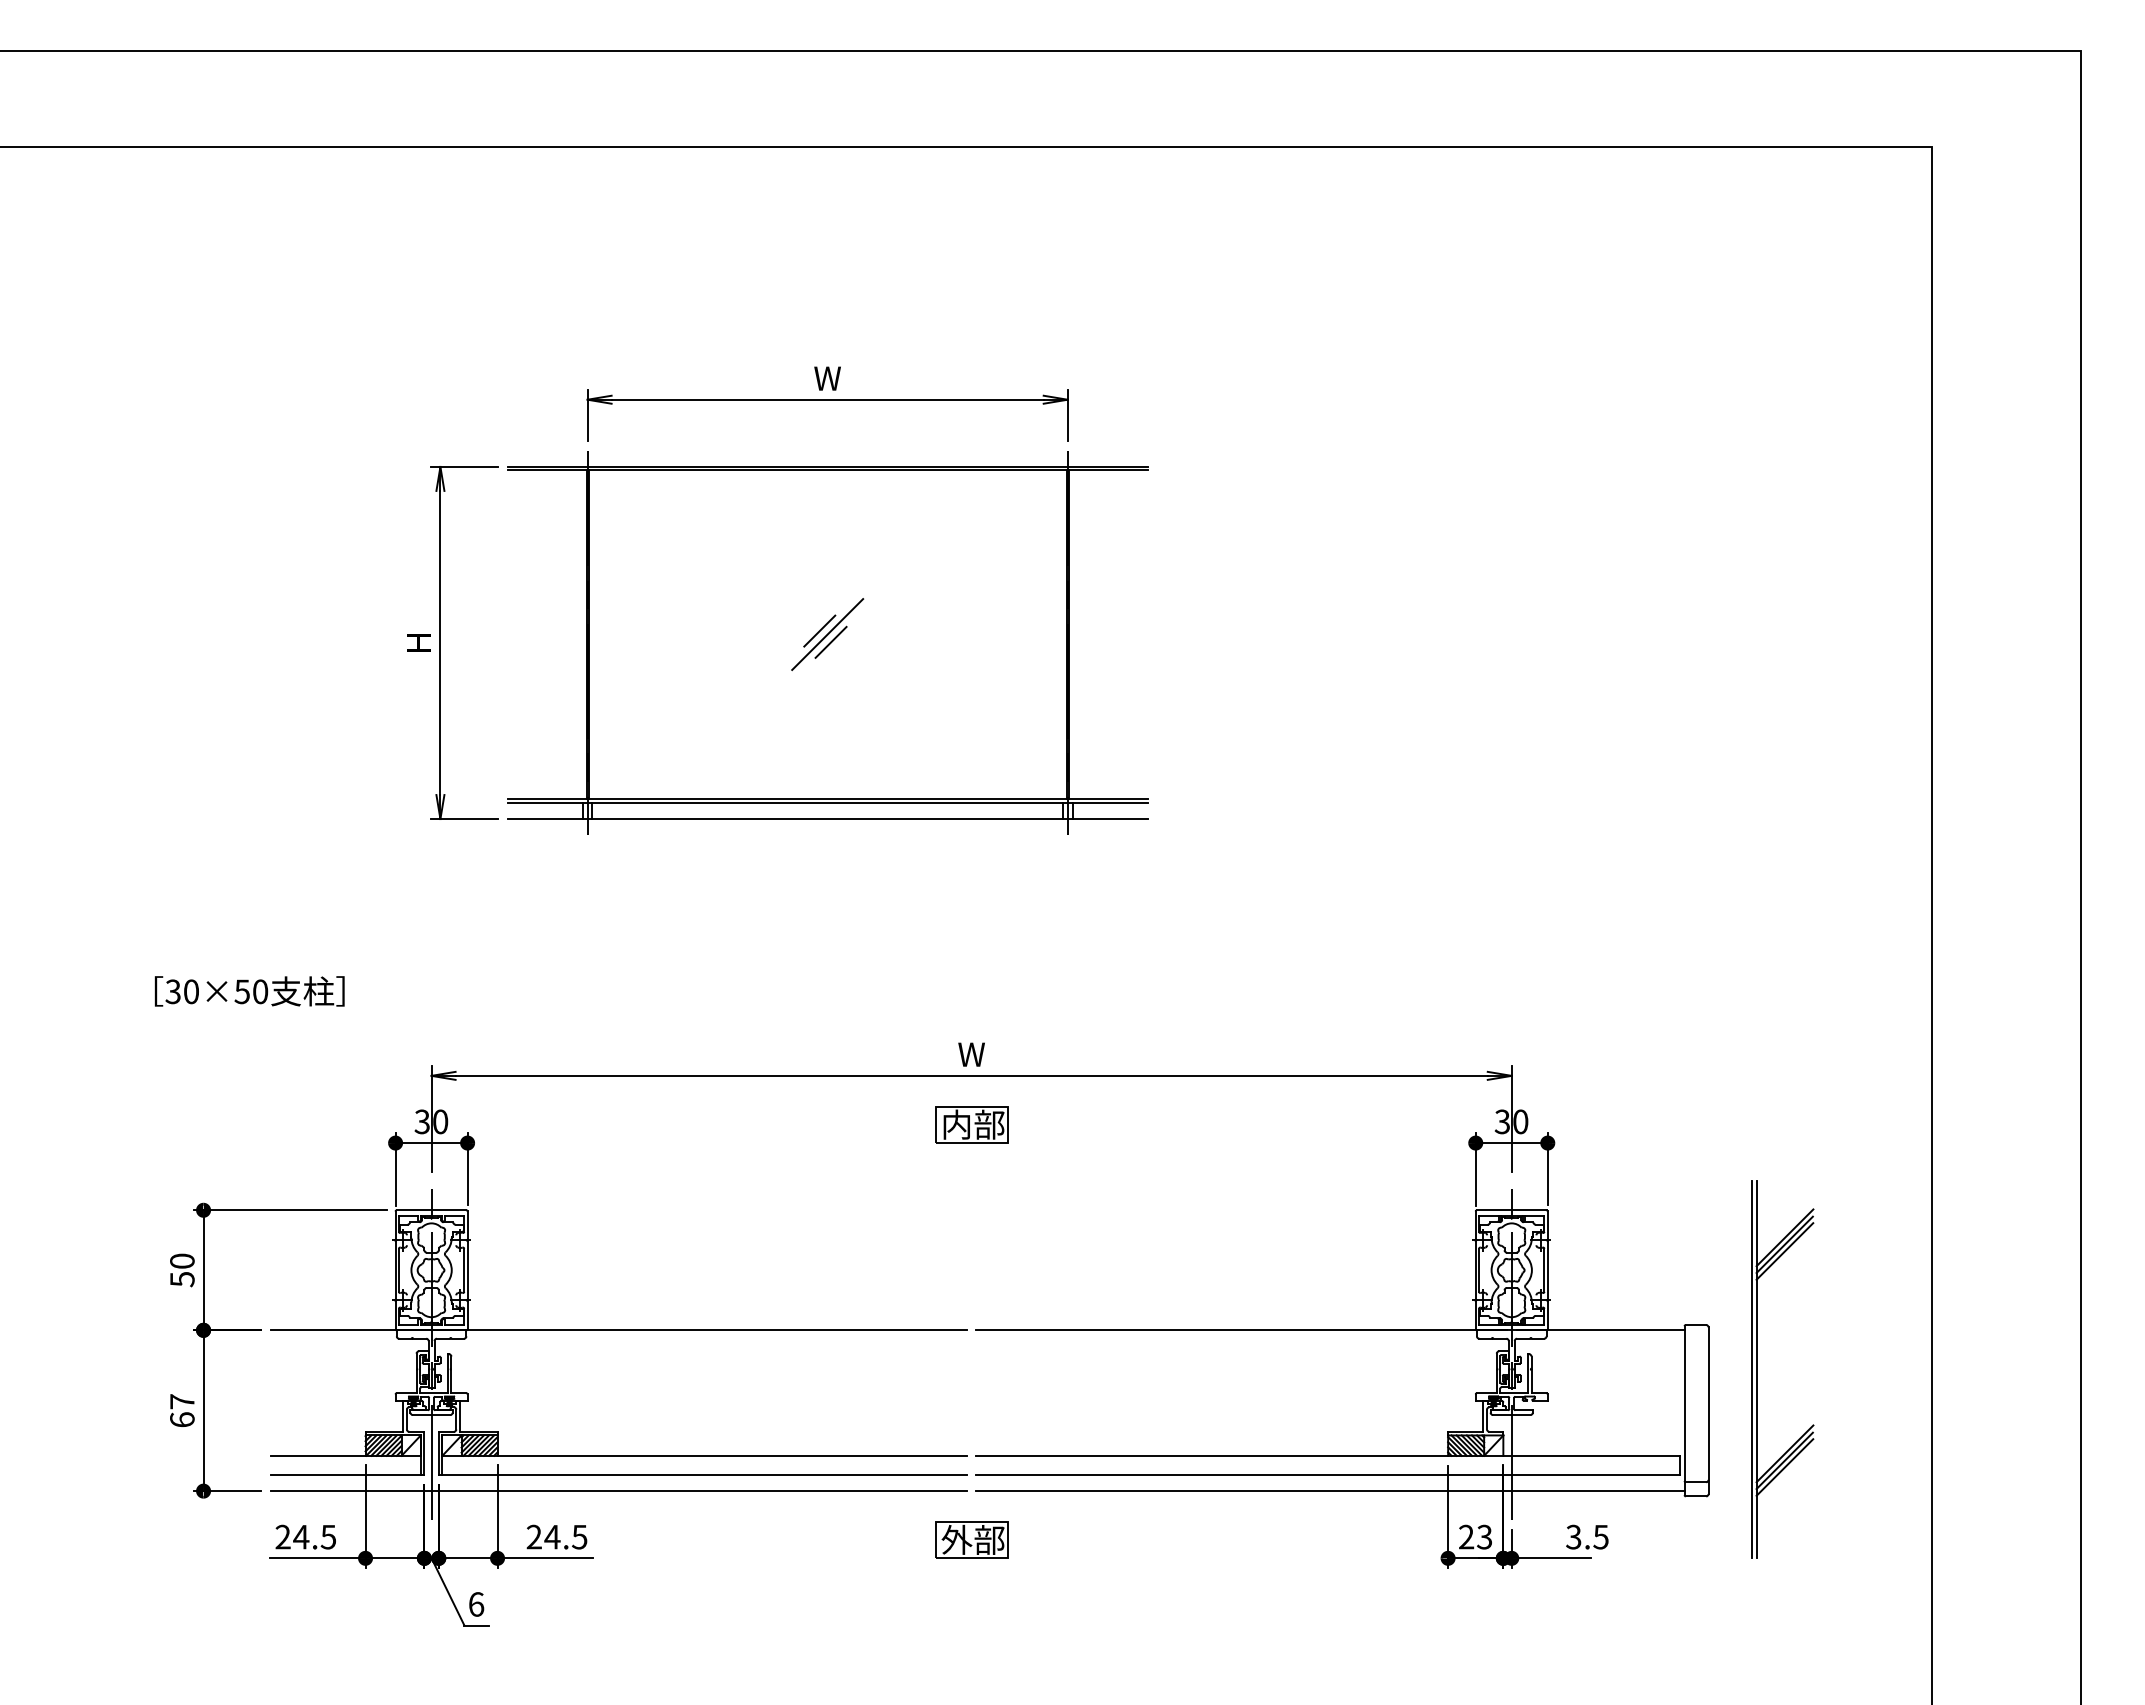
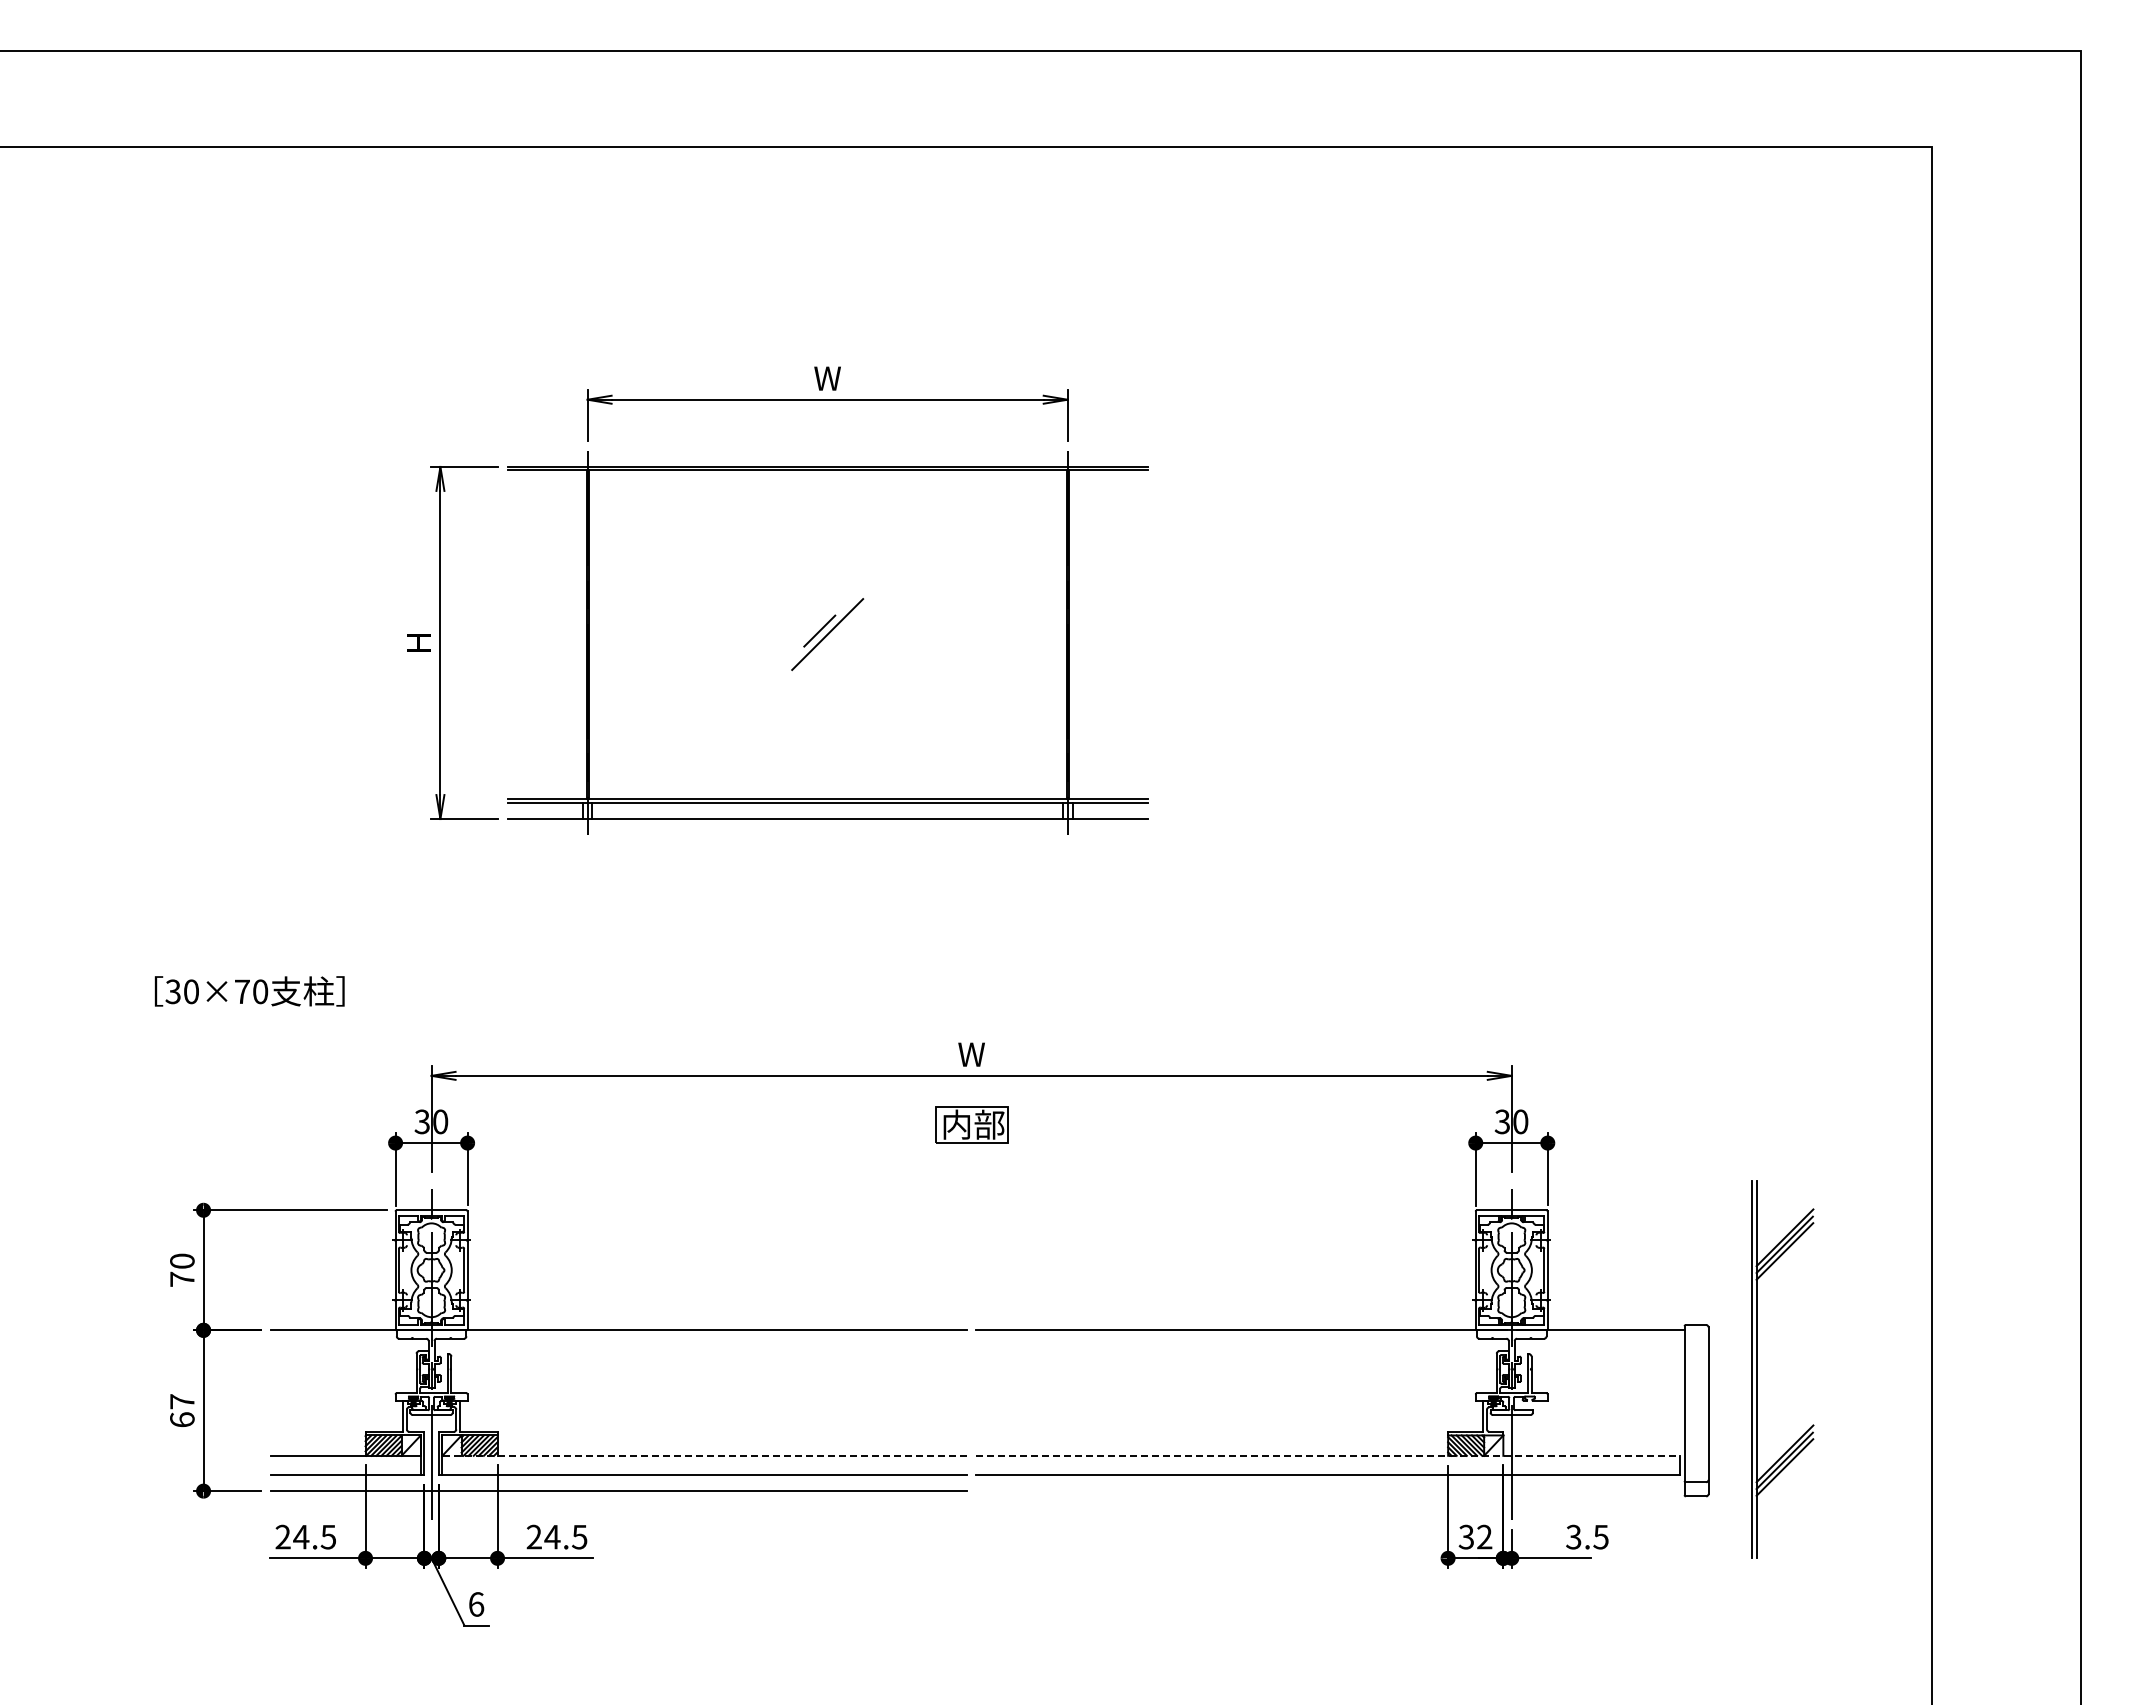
line: present -> none (830, 641)
text: 30×50 -> 30×70 (241, 991)
text: 50 -> 70 (182, 1279)
line: solid -> dashed (704, 1455)
line: solid -> dashed (1328, 1455)
line: present -> none (1330, 1491)
text: 23 -> 32 (1475, 1537)
part: present -> none (971, 1539)
